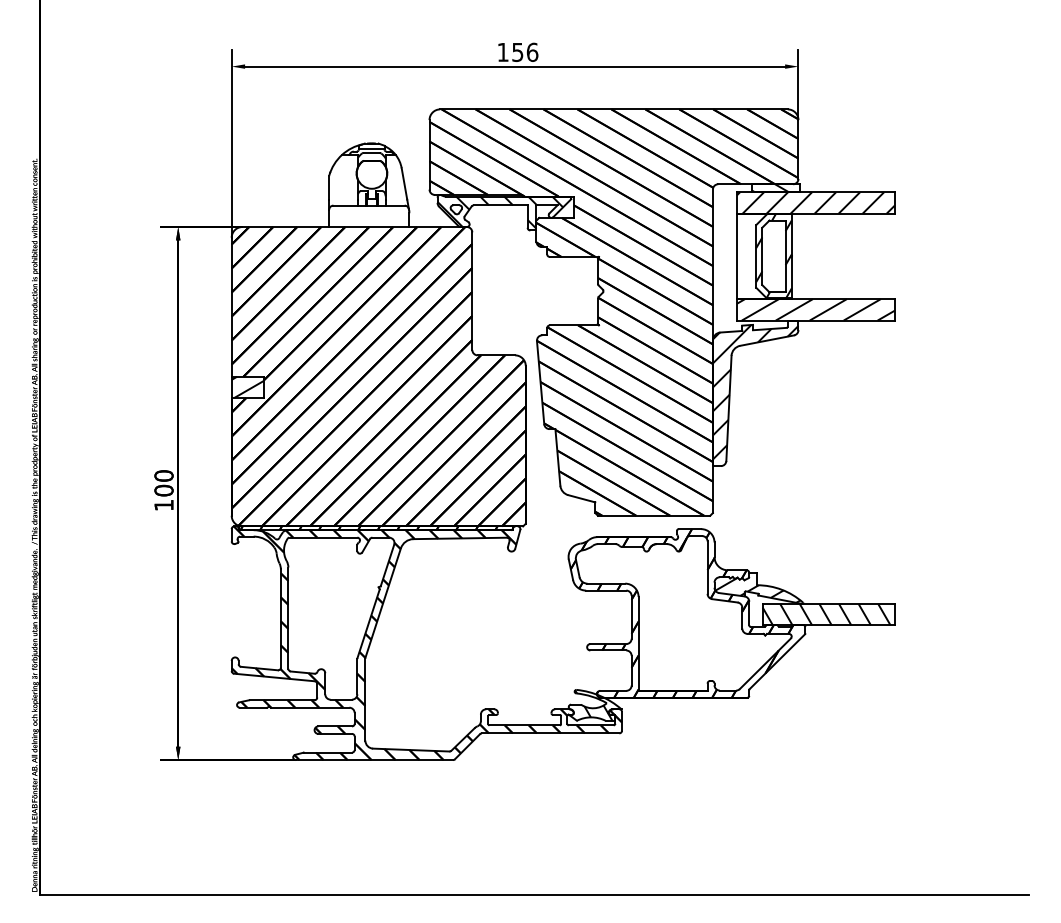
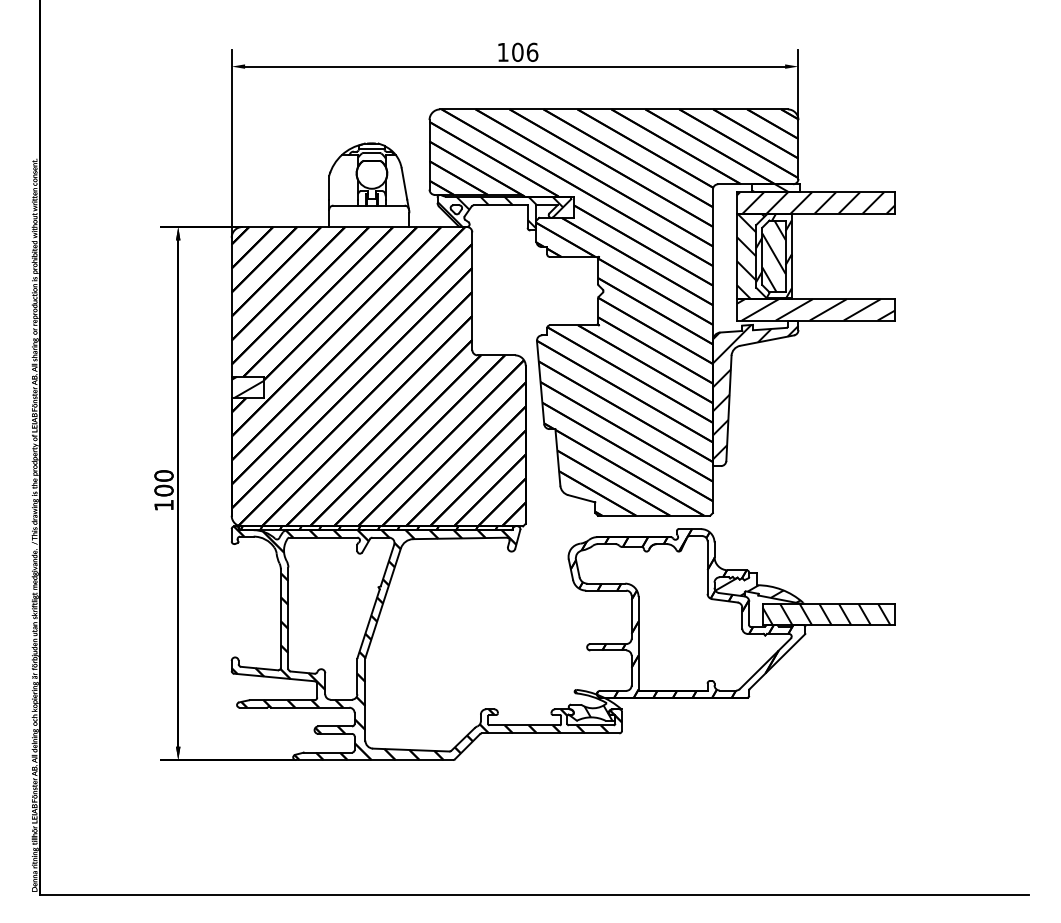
text: 156 -> 106 (517, 52)
hatch: none -> present (761, 256)
hatch: none -> present (773, 256)
